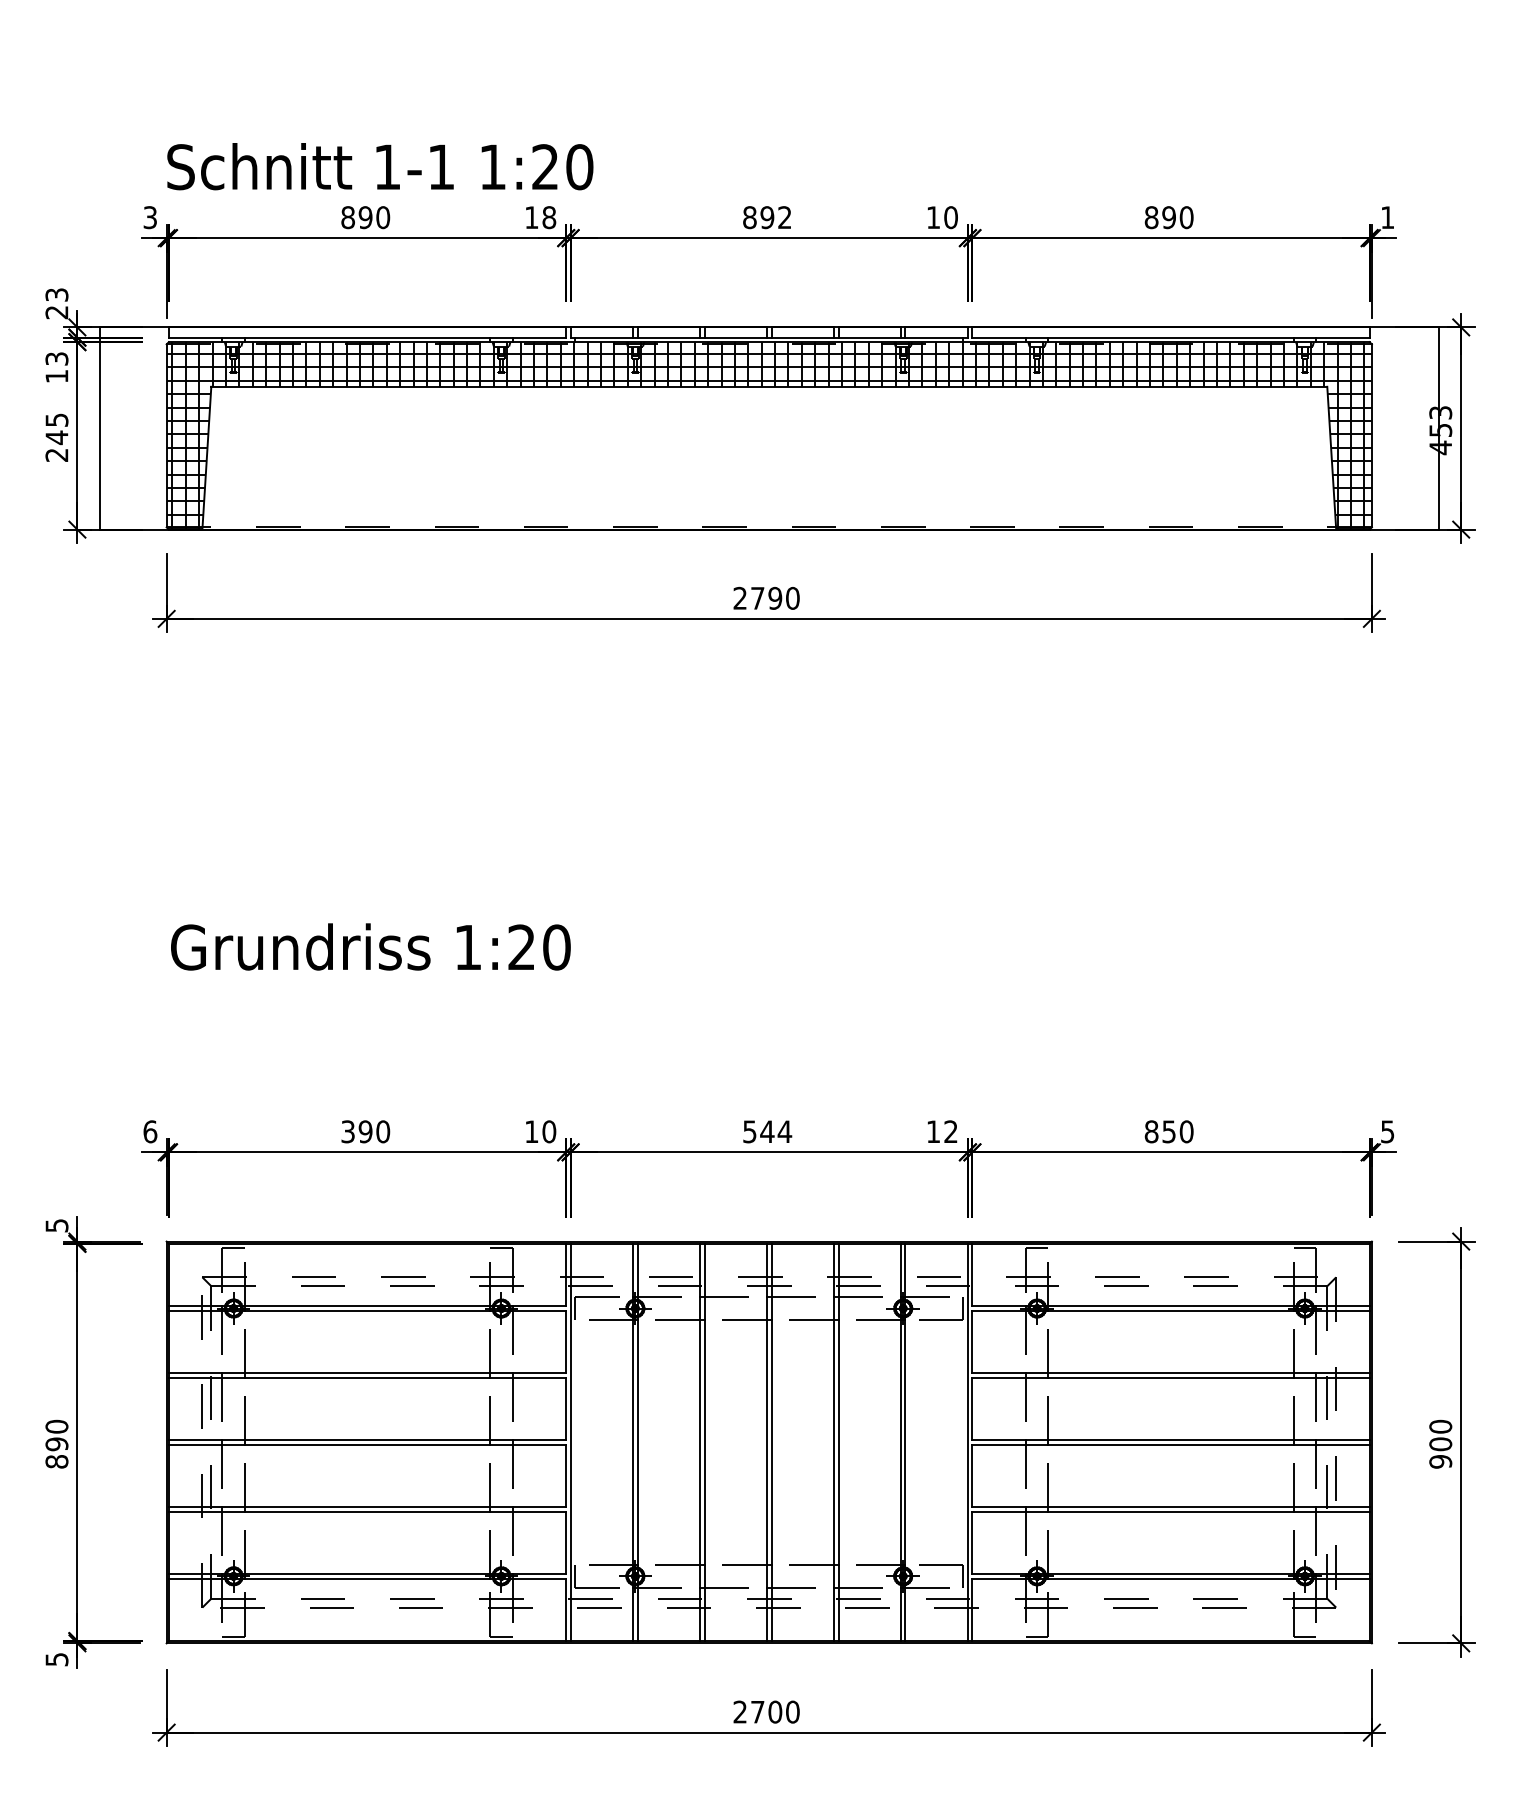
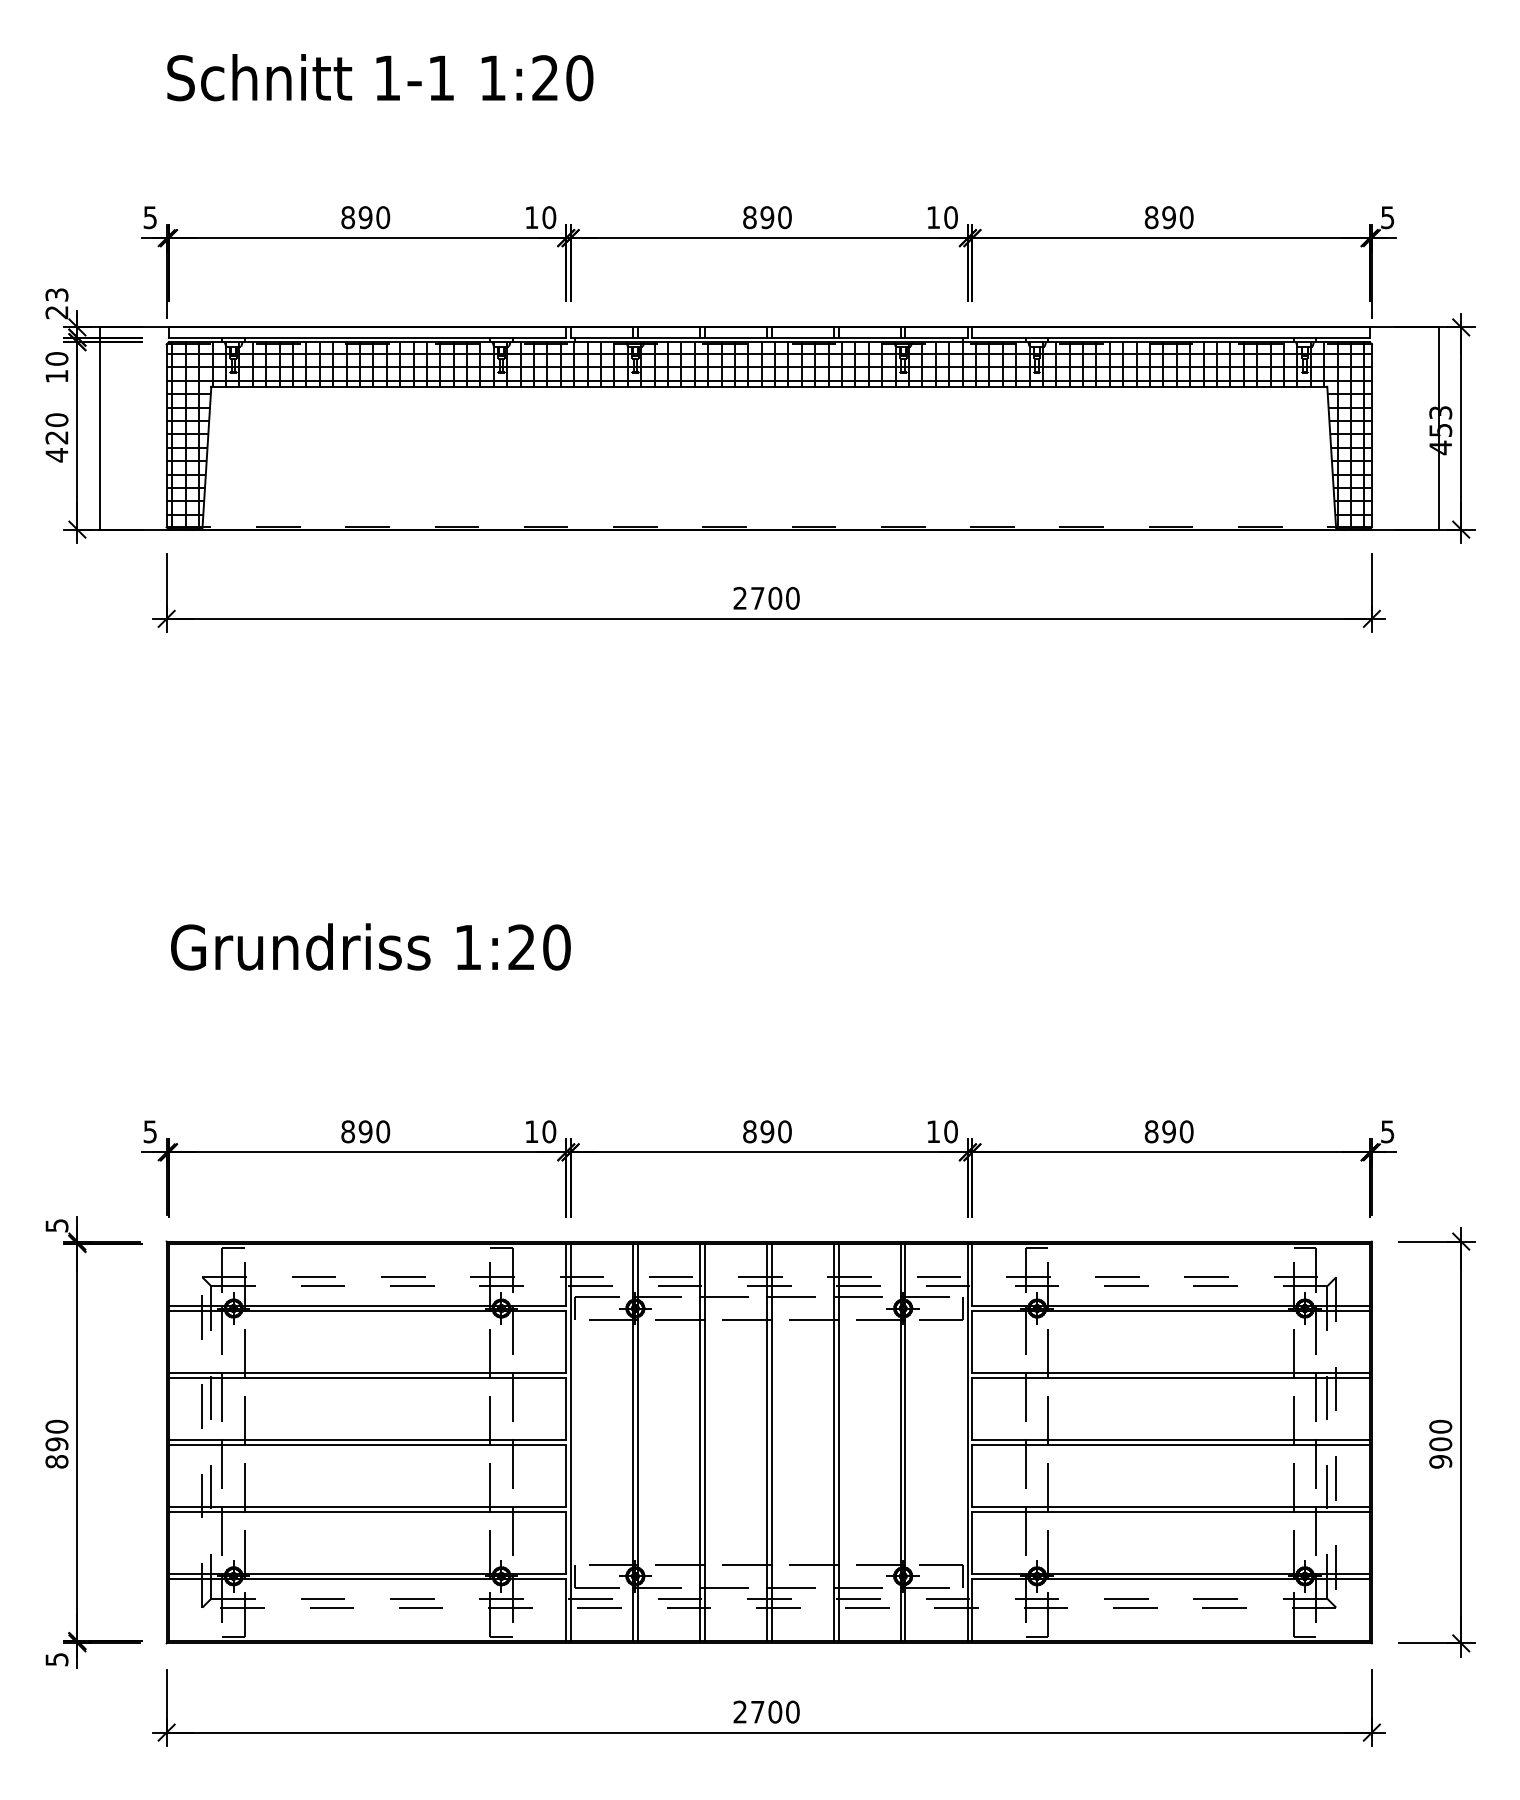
text position: (380, 166) -> (380, 77) (380, 77)
text: 3 -> 5 (150, 217)
text: 18 -> 10 (549, 217)
text: 892 -> 890 (784, 217)
text: 1 -> 5 (1387, 217)
text: 13 -> 10 (56, 358)
text: 245 -> 420 (56, 437)
text: 2790 -> 2700 (775, 598)
text: 6 -> 5 (150, 1131)
text: 390 -> 890 (347, 1131)
text: 544 -> 890 (767, 1131)
text: 12 -> 10 (950, 1131)
text: 850 -> 890 (1168, 1131)
